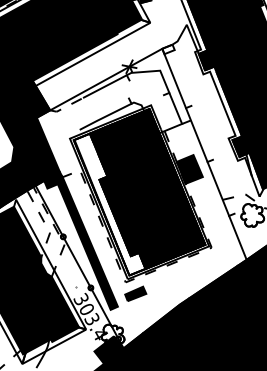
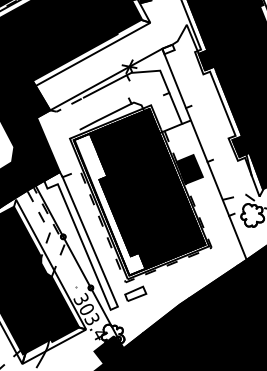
fill: present -> none (80, 240)
fill: present -> none (135, 293)
